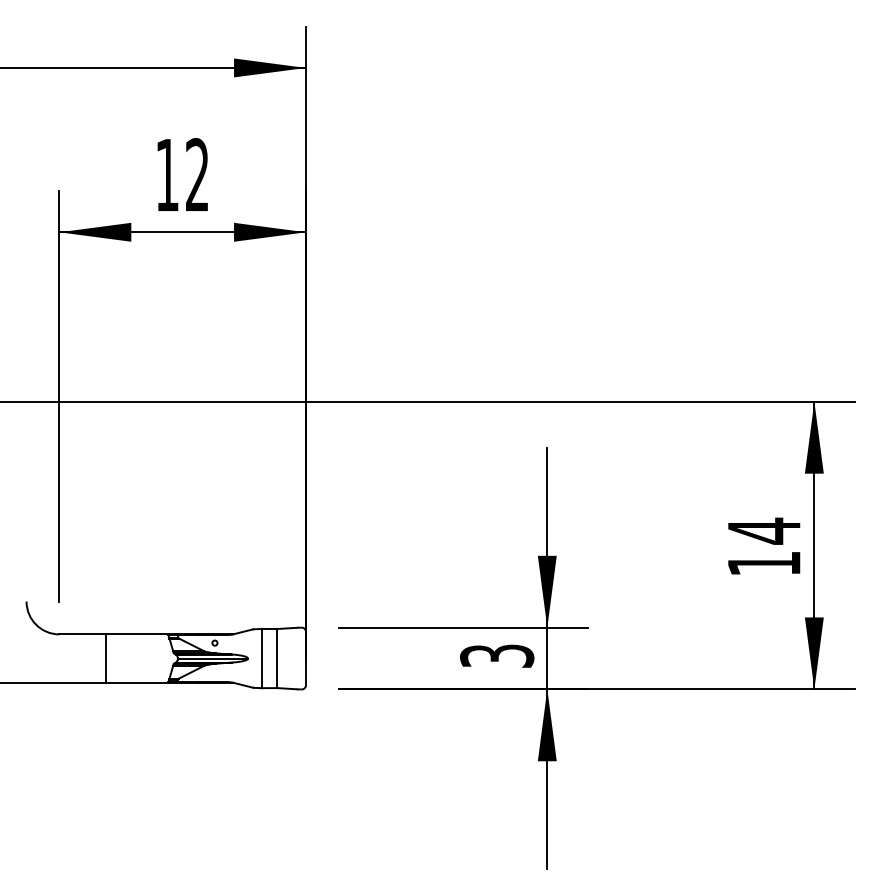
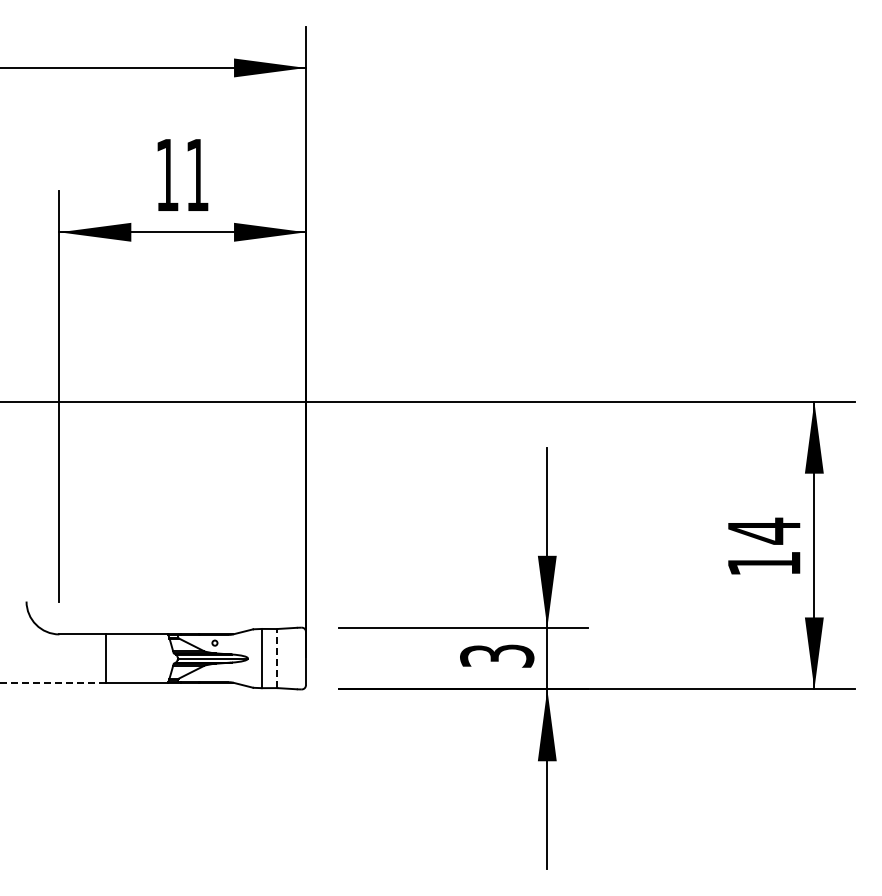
text: 12 -> 11 (197, 174)
line: solid -> dashed (277, 658)
line: solid -> dashed (52, 682)
